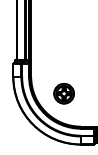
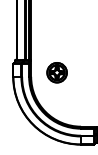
part position: (63, 93) -> (56, 72) (56, 72)
